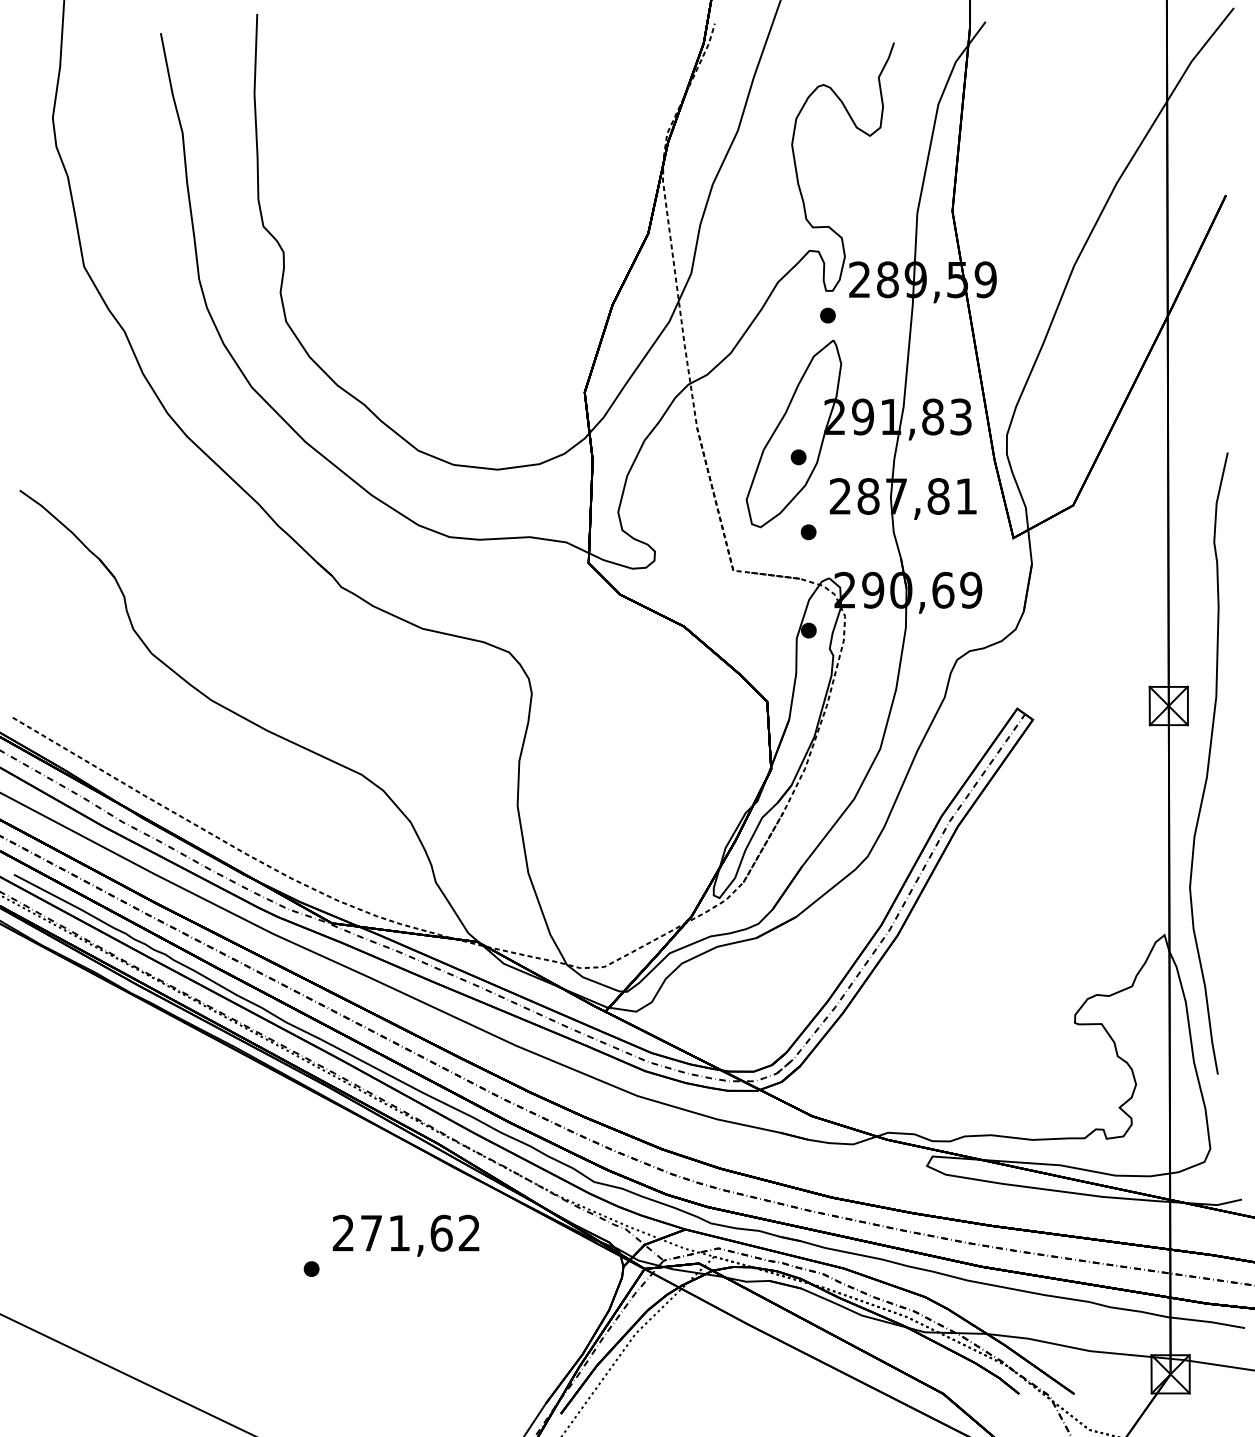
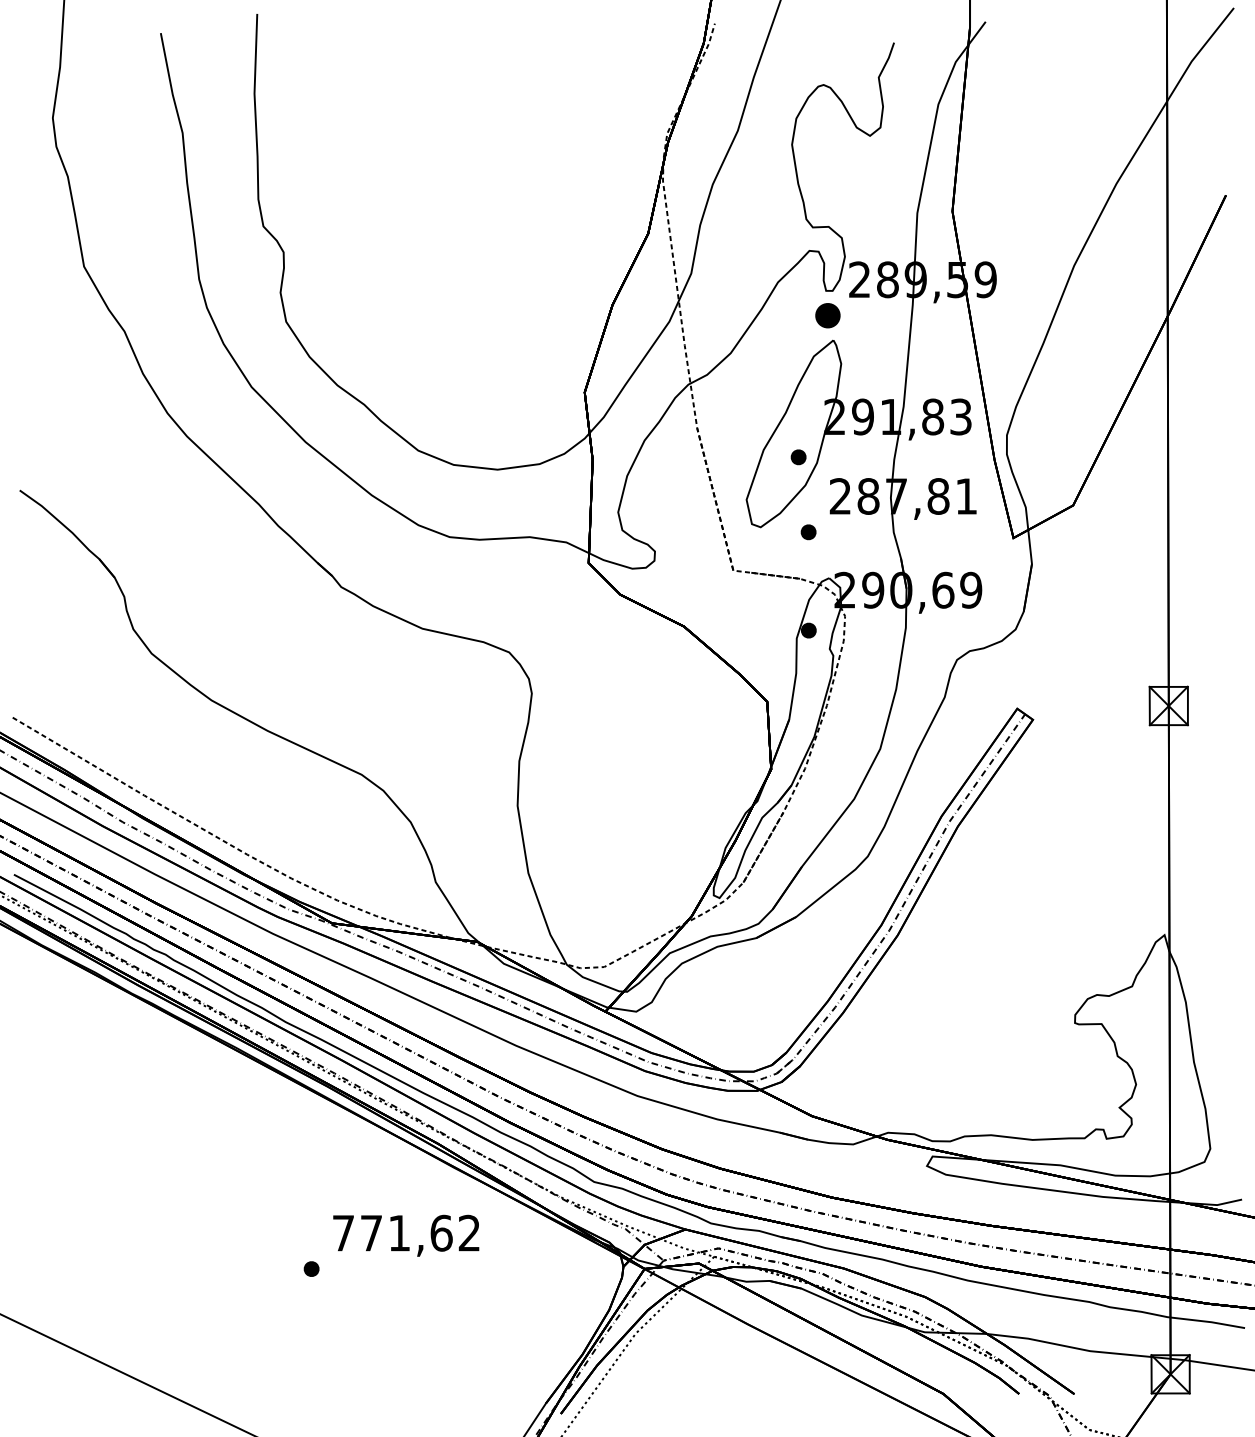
part size: 16x17 px -> 26x26 px (827, 315)
curve: present -> none (1208, 763)
text: 271,62 -> 771,62 (342, 1232)
